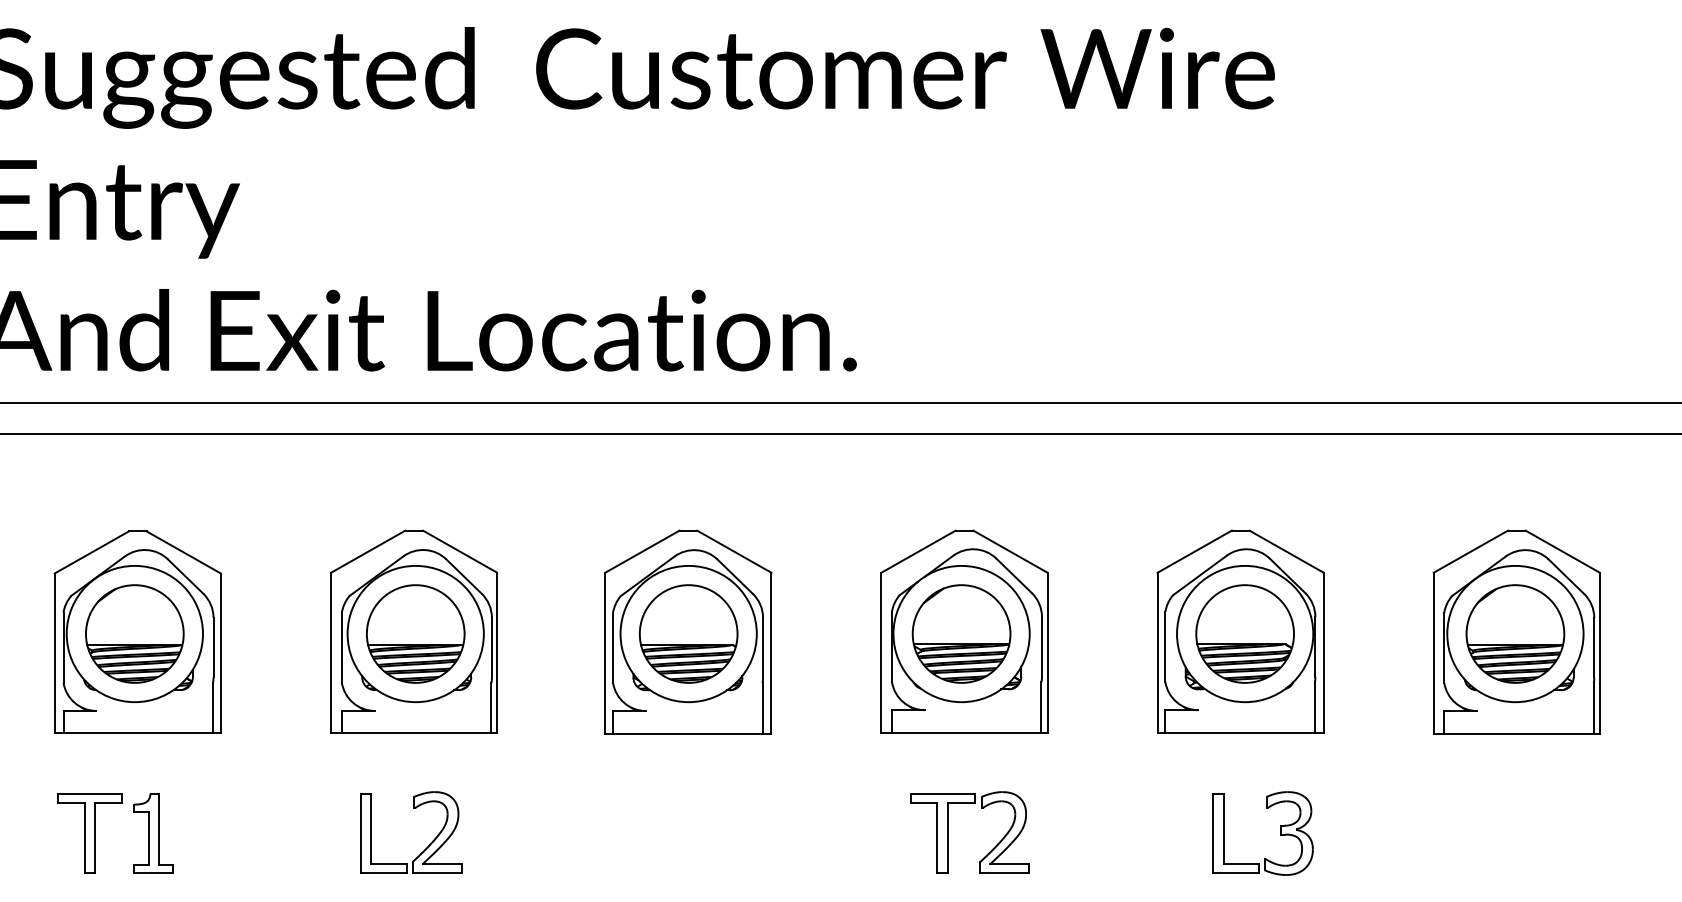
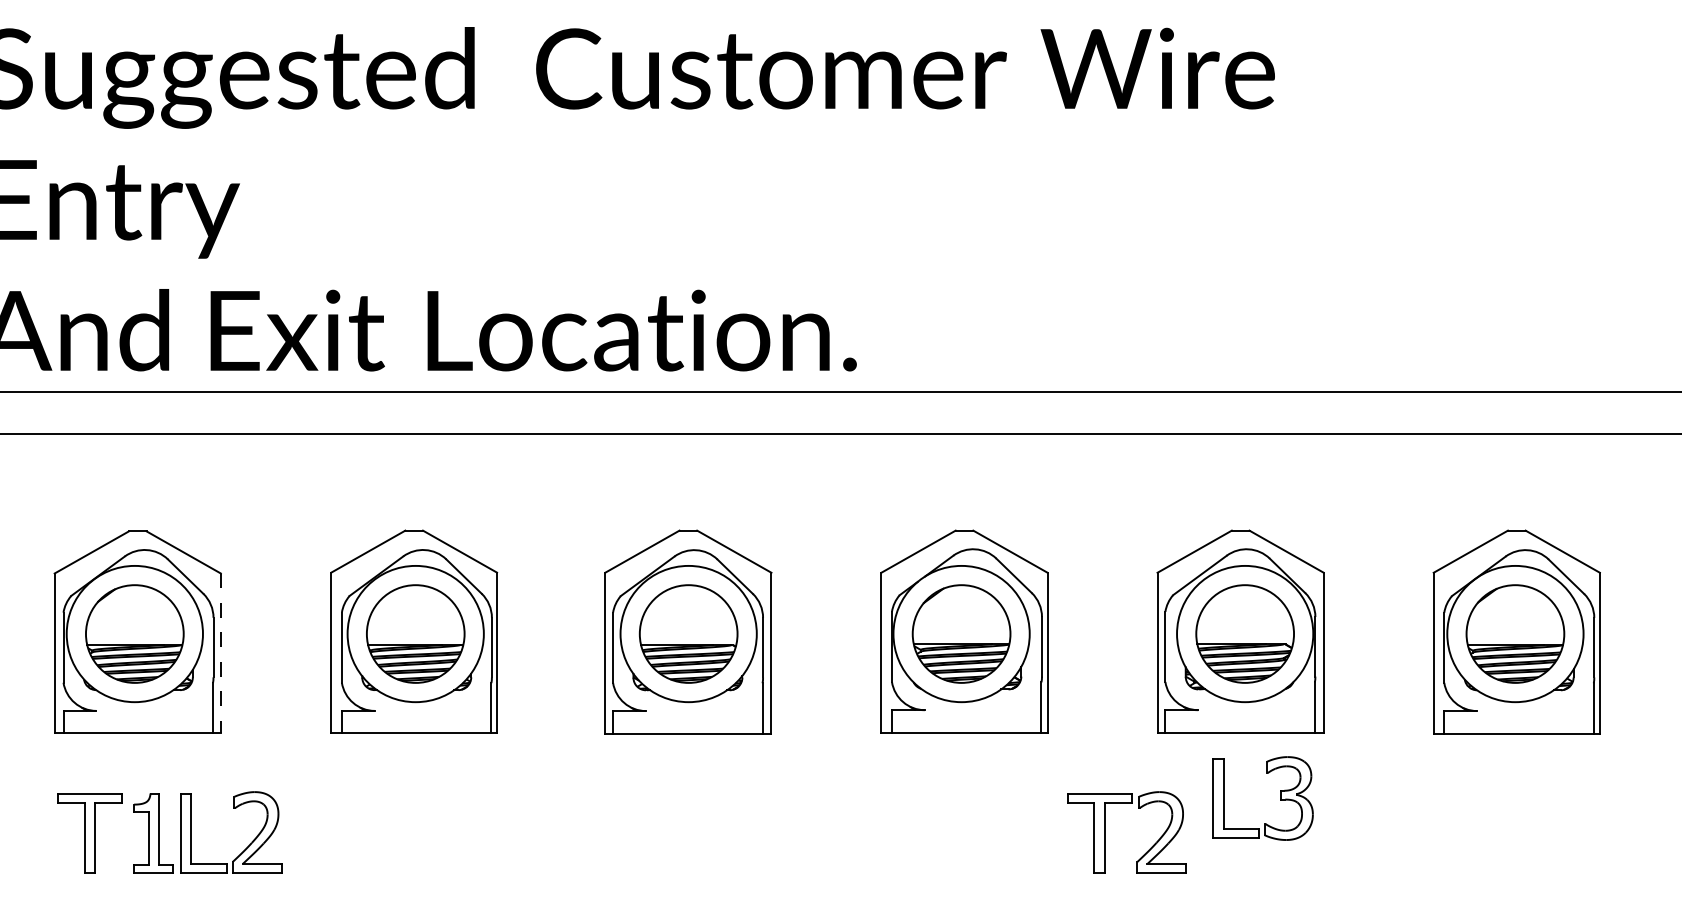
line position: (840, 402) -> (840, 391) (840, 391)
line: solid -> dashed (220, 653)
part position: (948, 832) -> (1105, 832) (1105, 832)
part position: (1280, 833) -> (1280, 798) (1280, 798)
part position: (426, 847) -> (246, 847) (246, 847)
